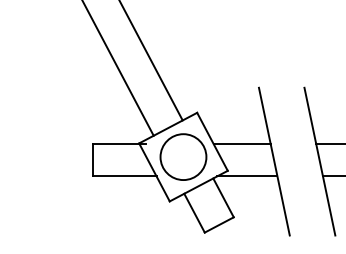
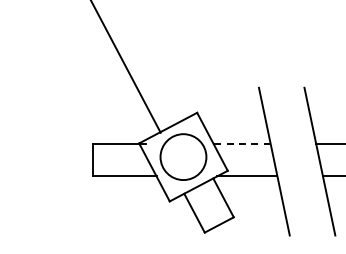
line: present -> none (151, 61)
line position: (118, 68) -> (126, 67) (126, 67)
line: solid -> dashed (242, 143)
